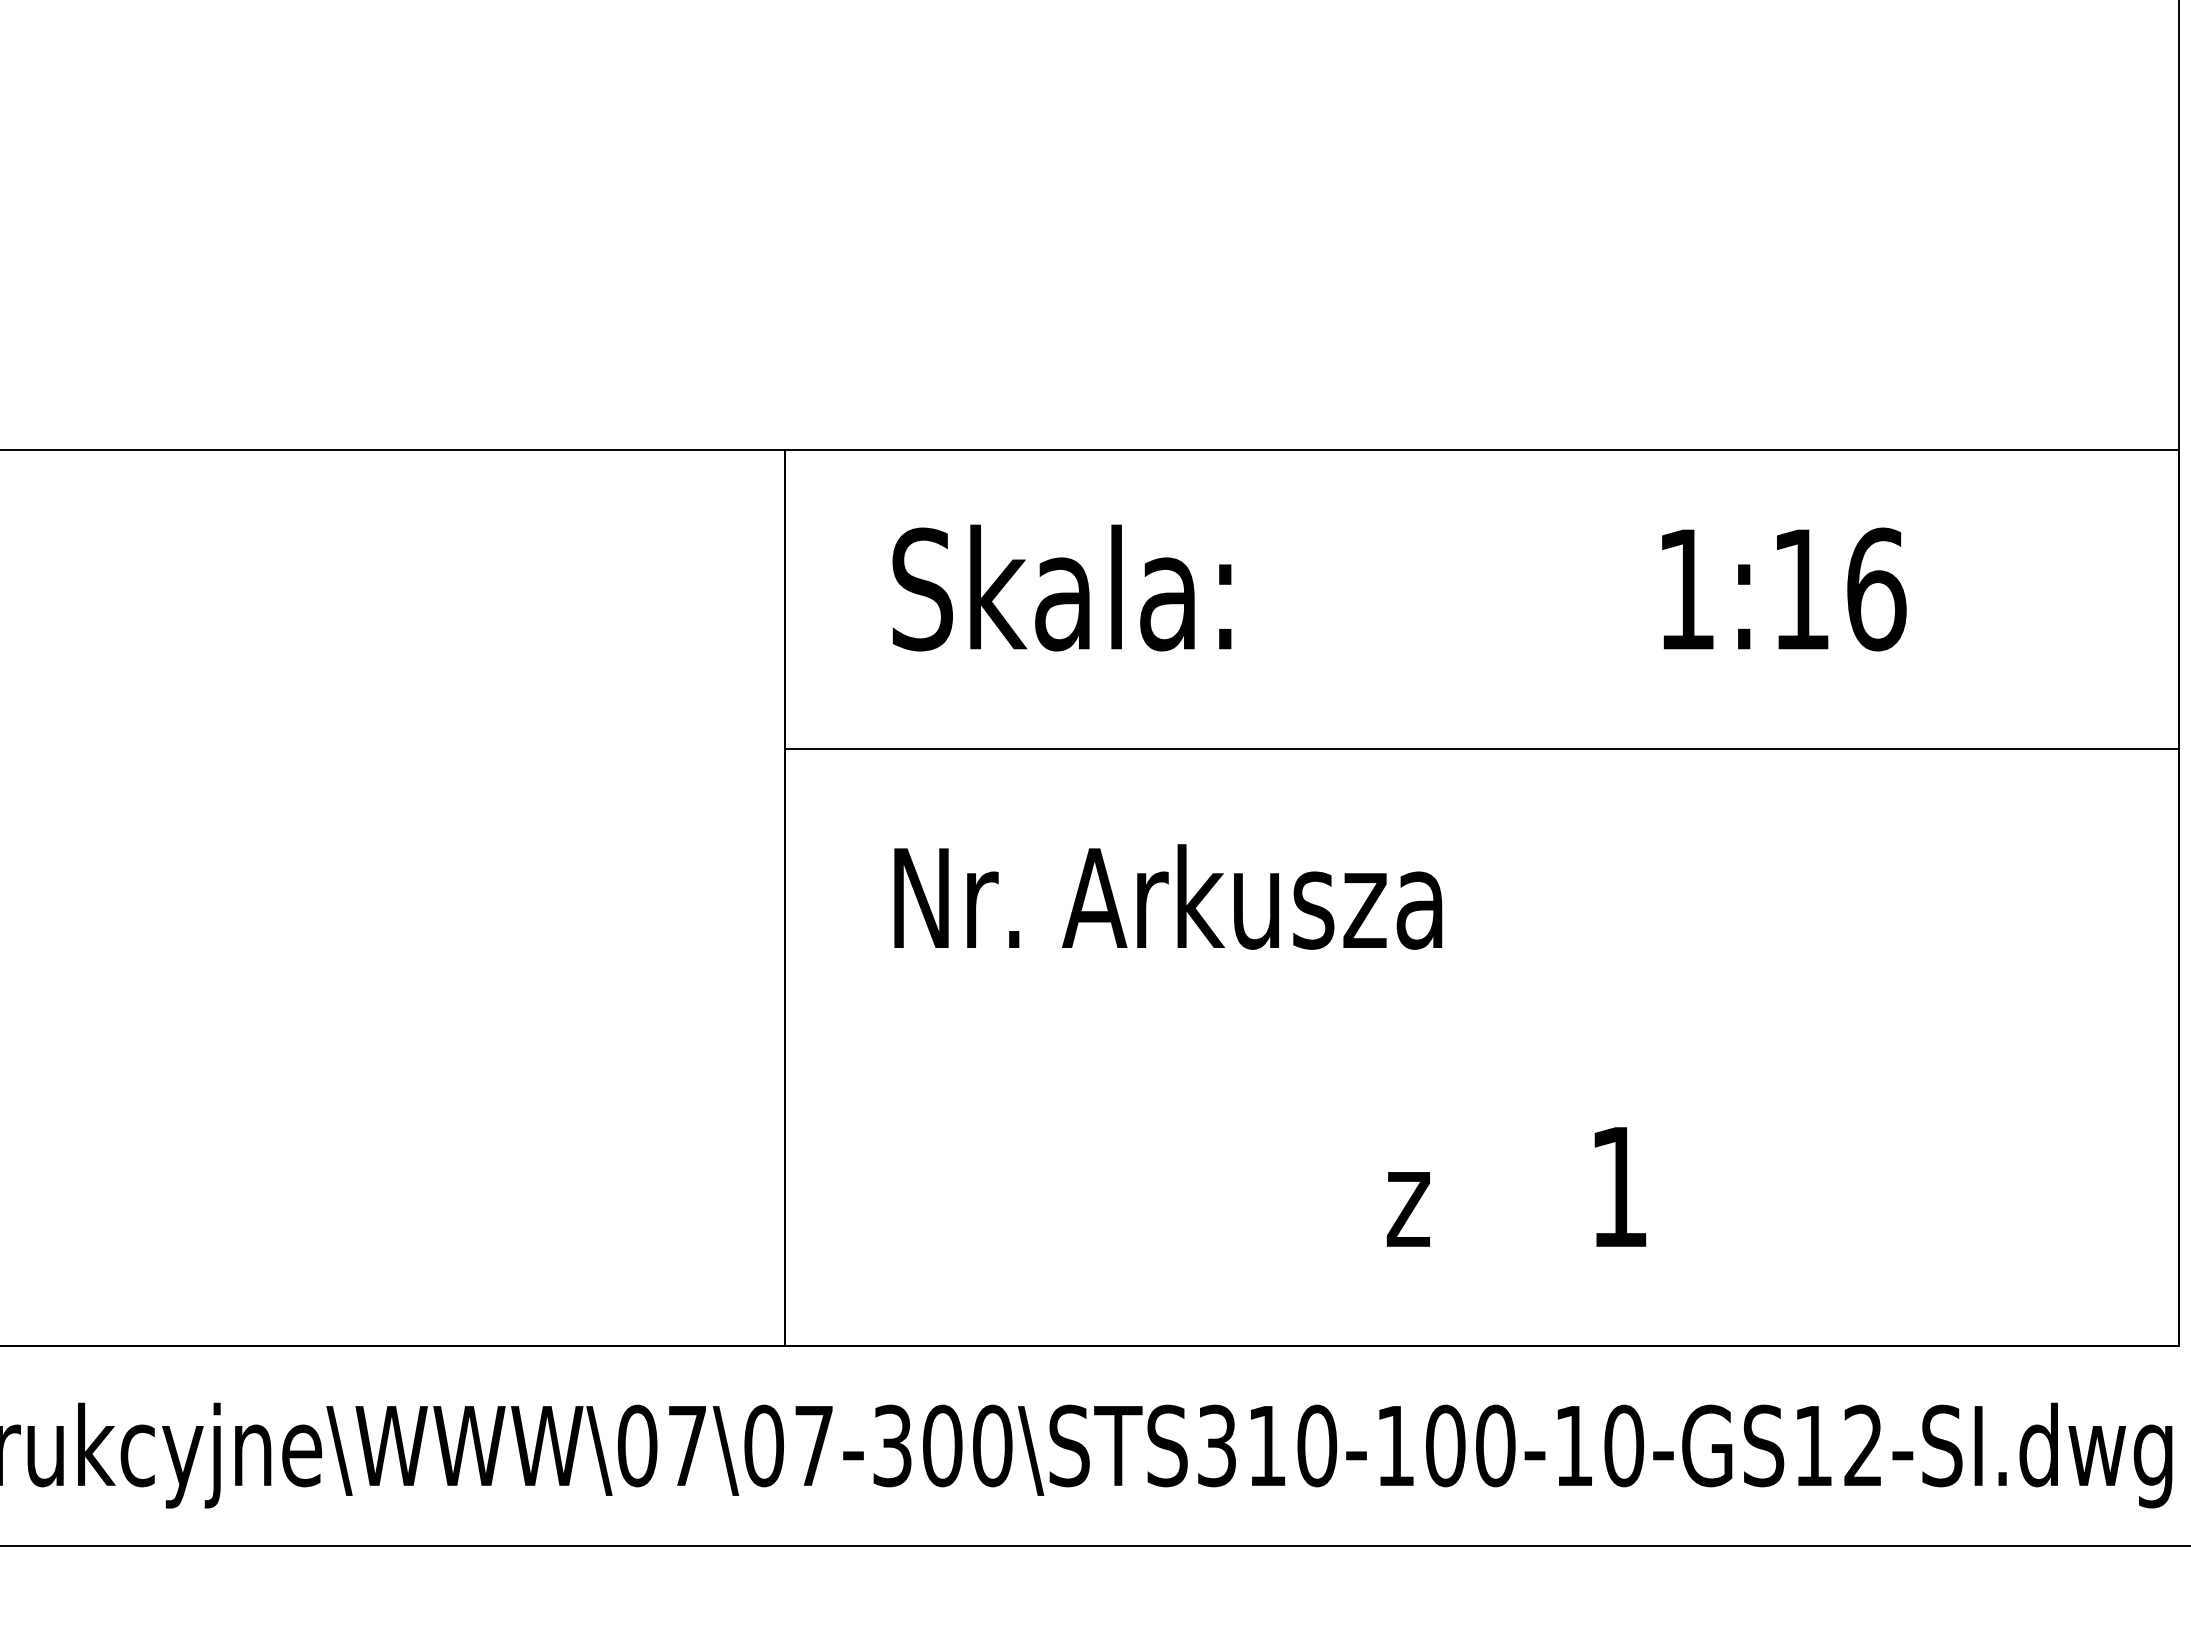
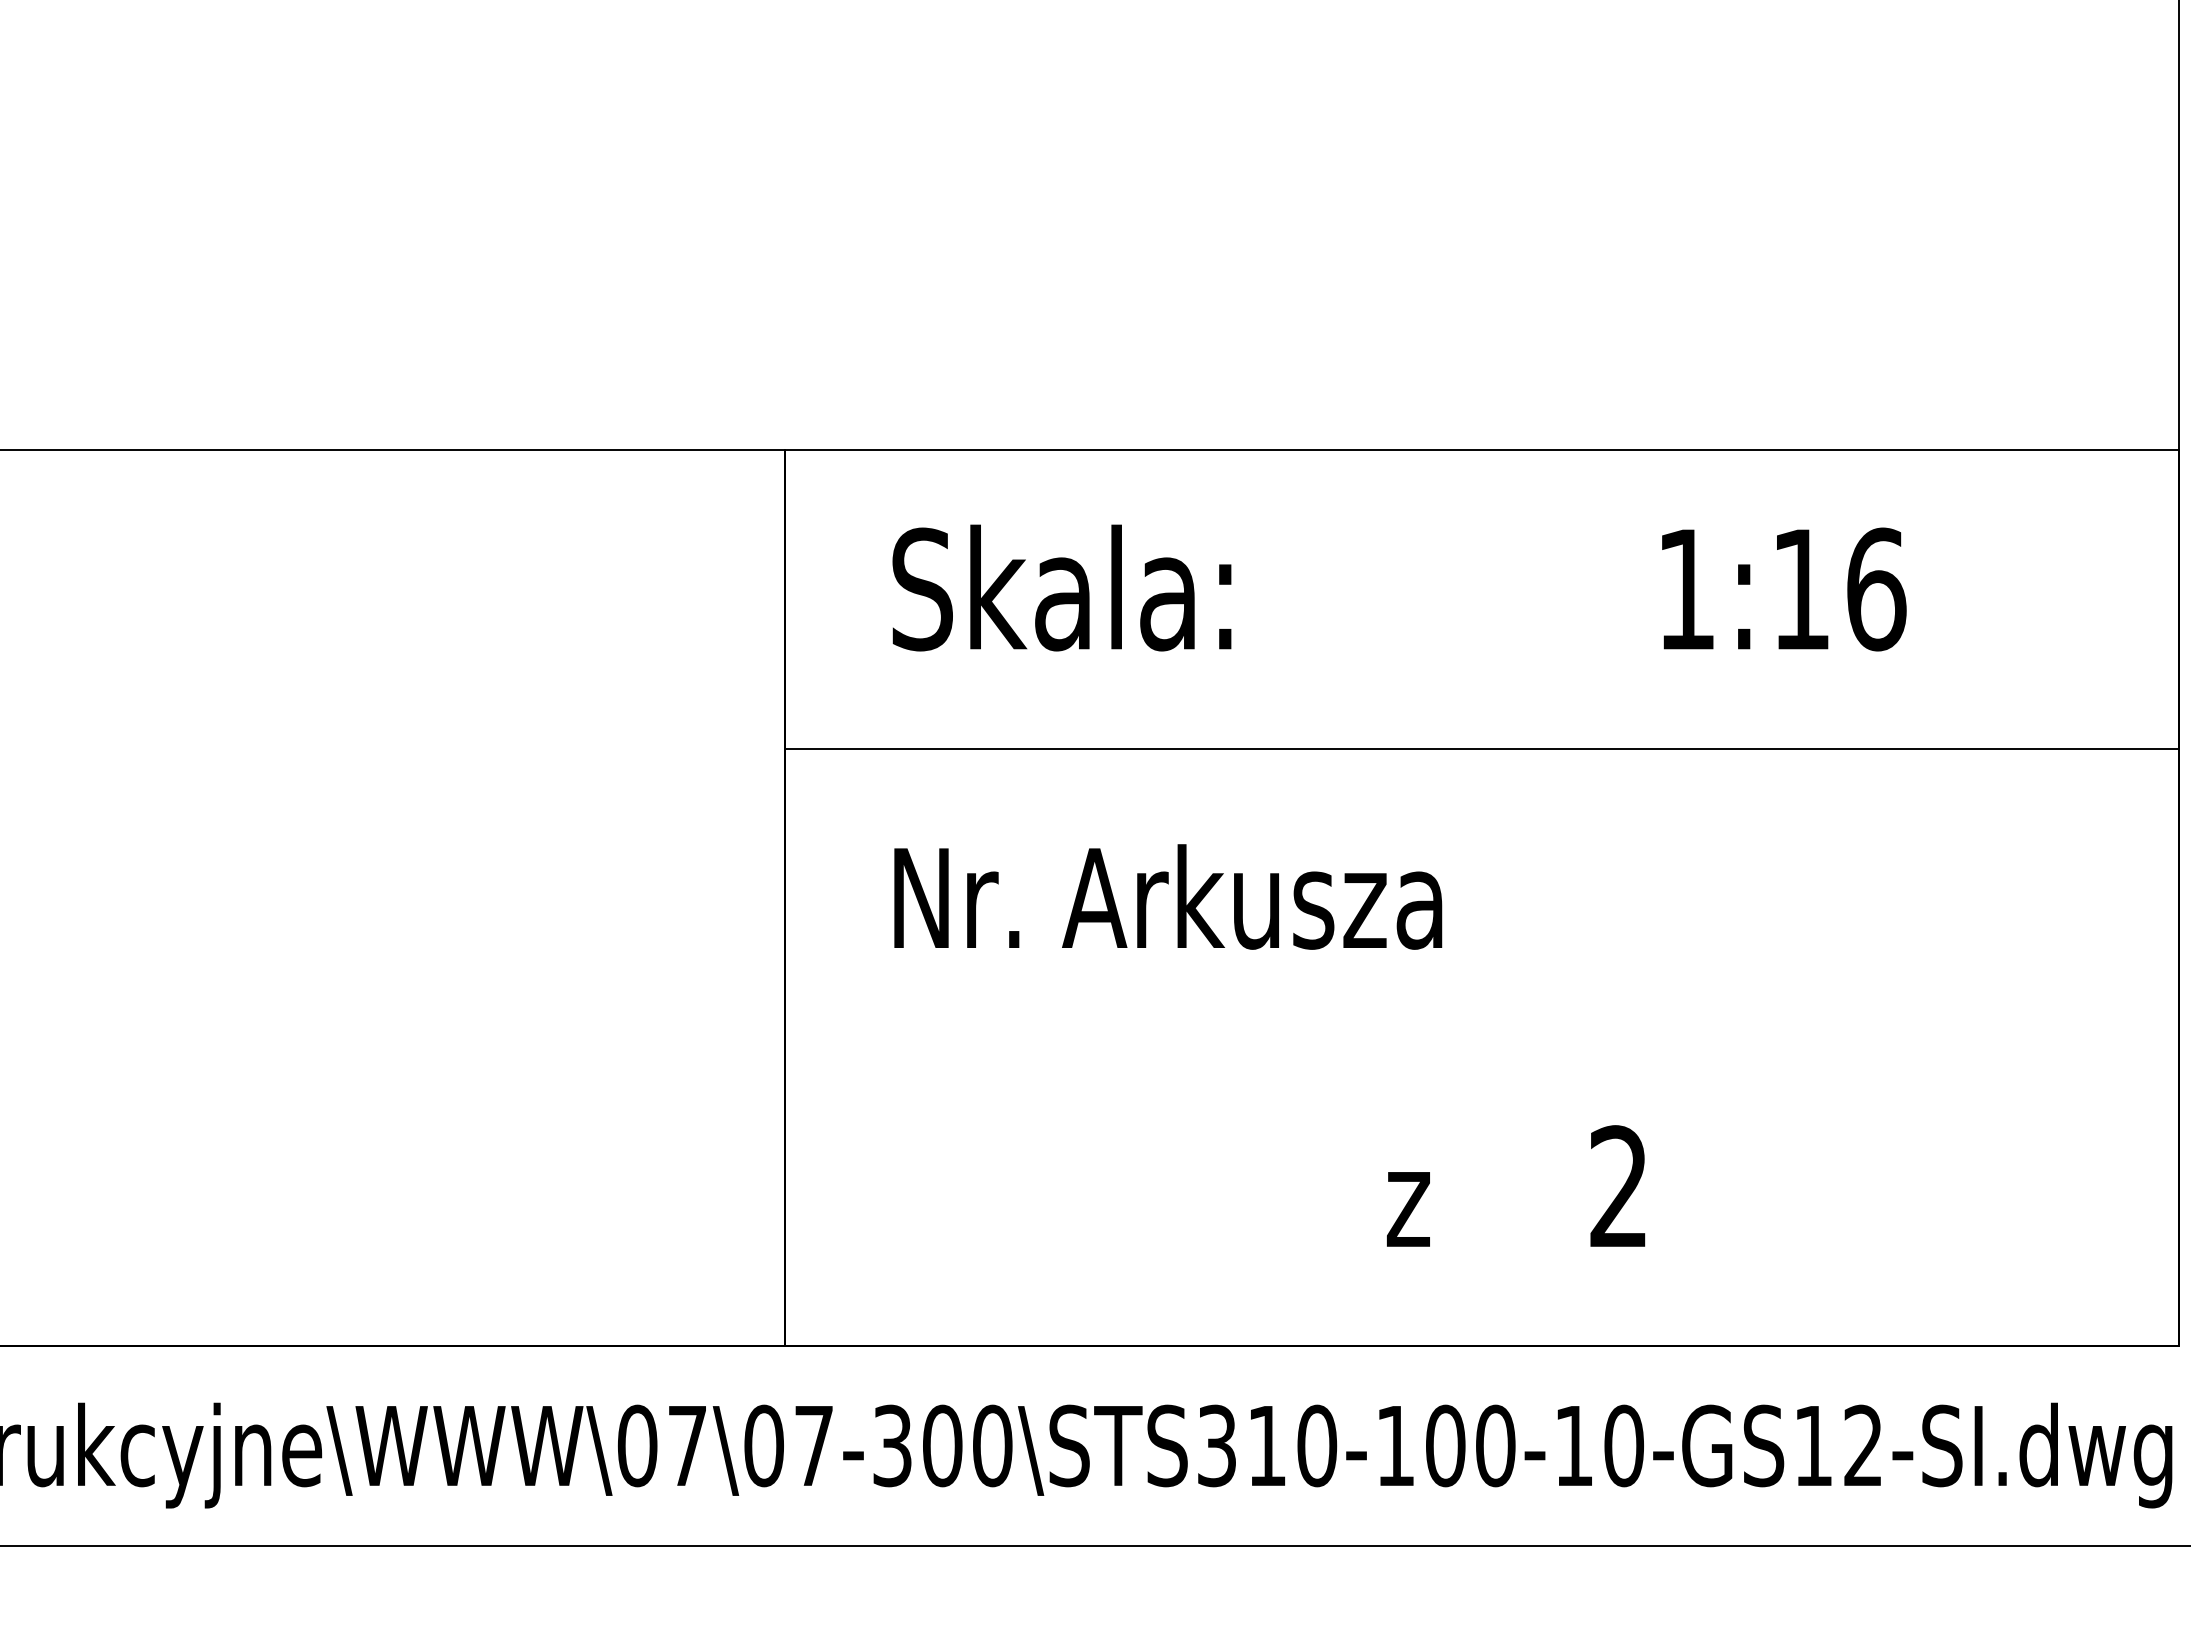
text: 1 -> 2 (1618, 1185)
